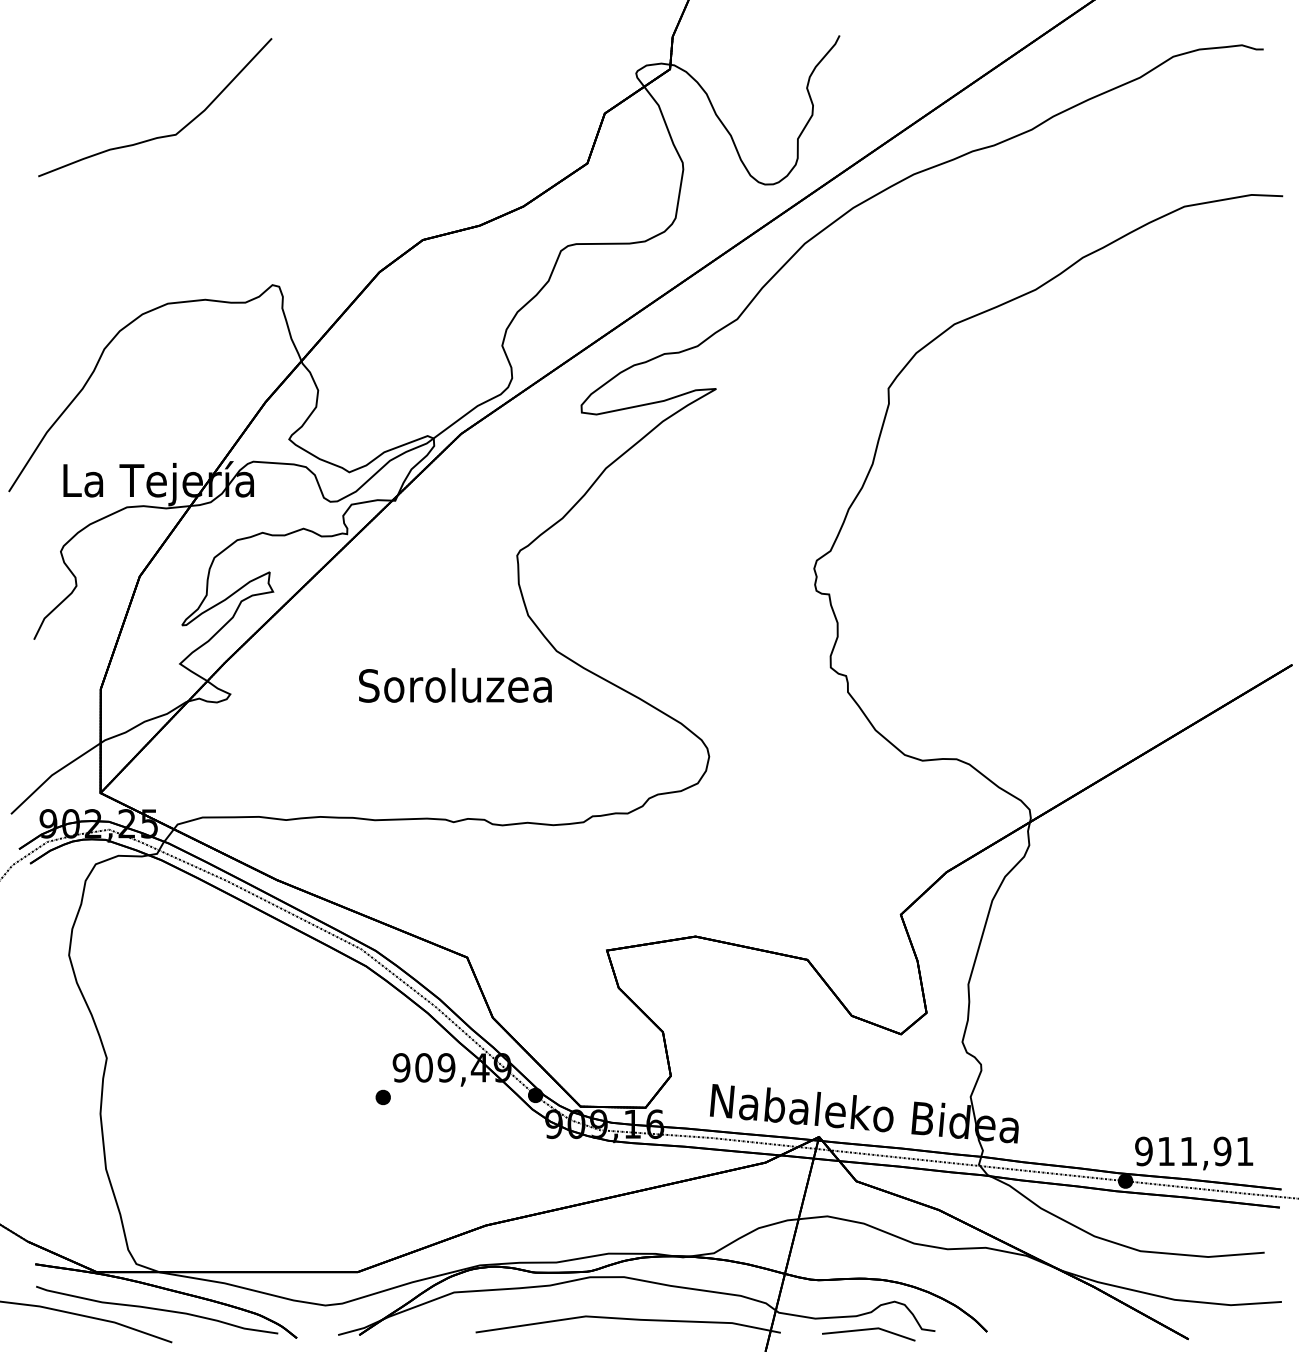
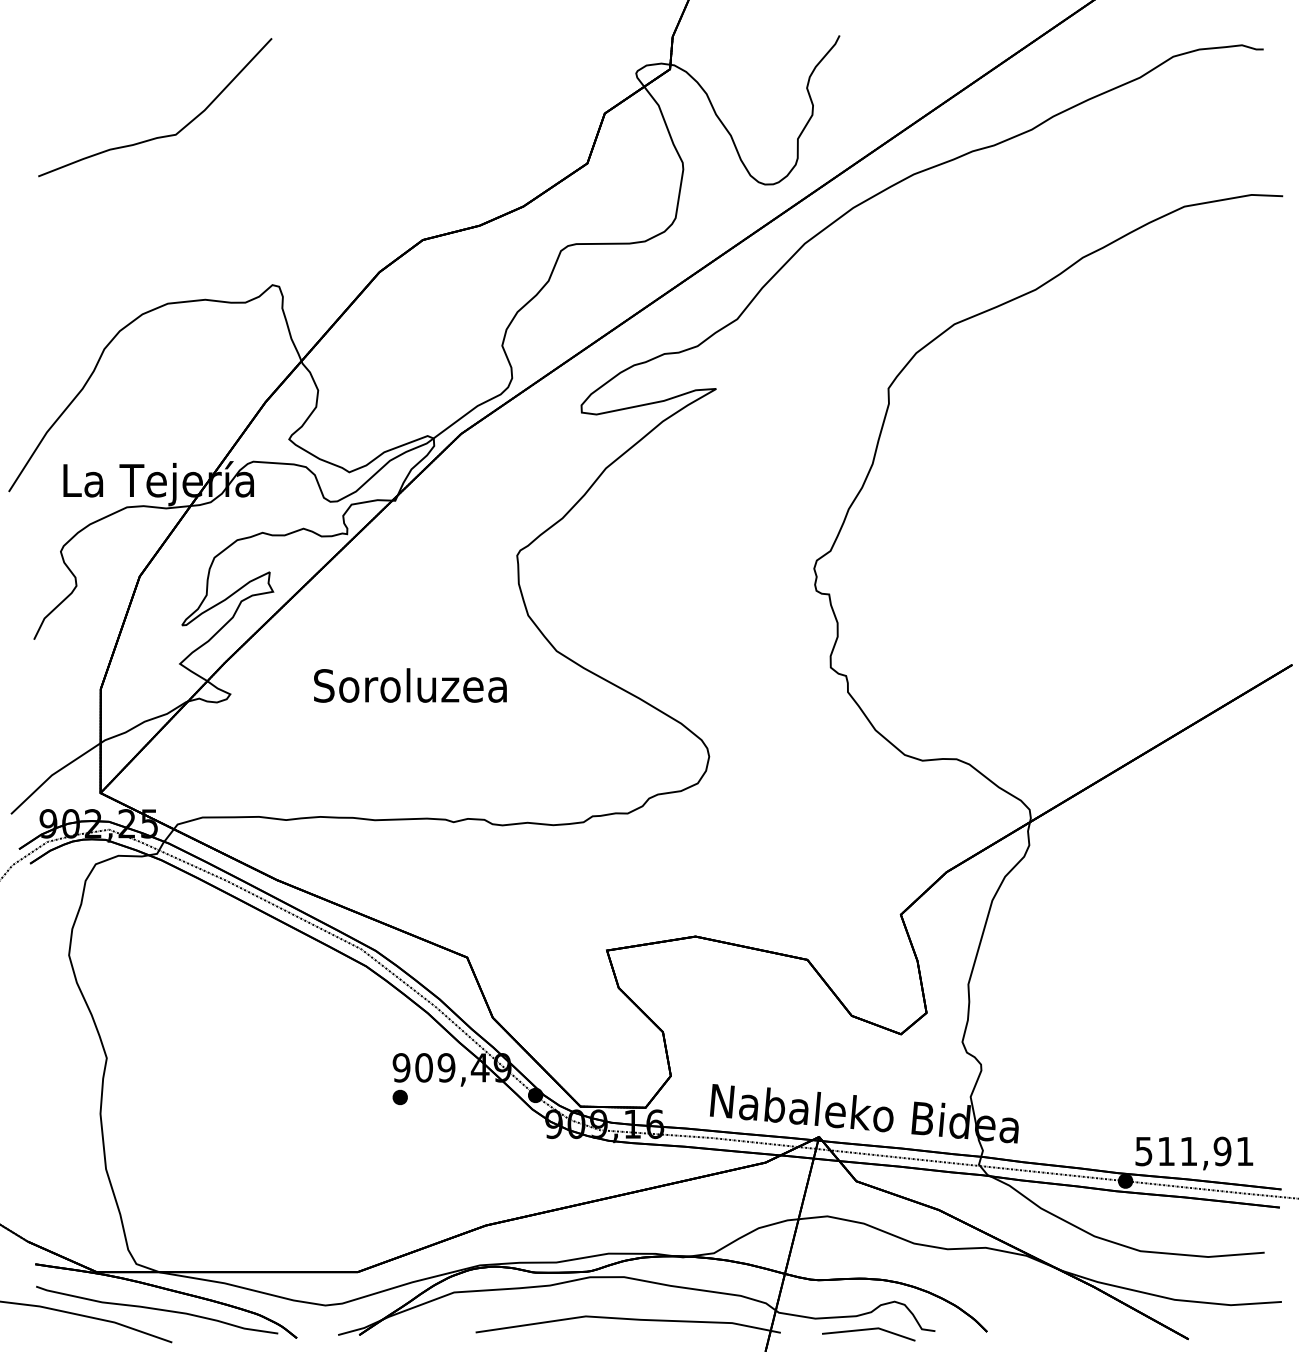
text position: (455, 685) -> (410, 685) (410, 685)
part position: (382, 1097) -> (399, 1097) (399, 1097)
text: 911,91 -> 511,91 (1143, 1151)
